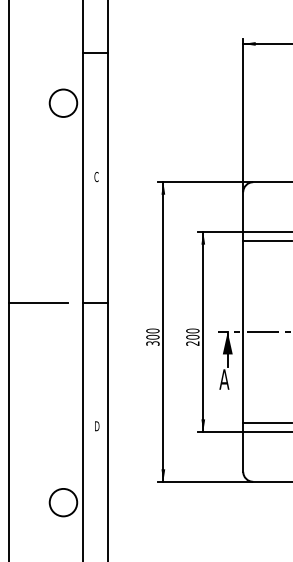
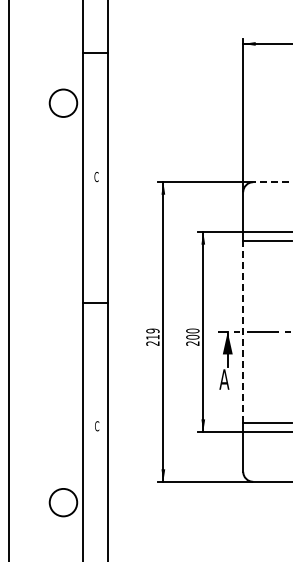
line: solid -> dashed (273, 182)
line: present -> none (38, 302)
line: solid -> dashed (243, 331)
text: 300 -> 219 (152, 336)
text: D -> C (97, 426)
